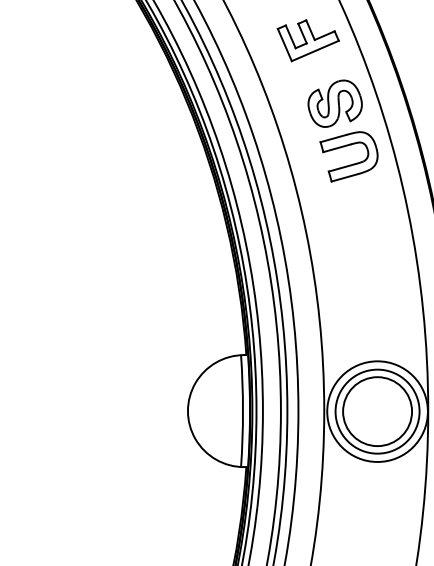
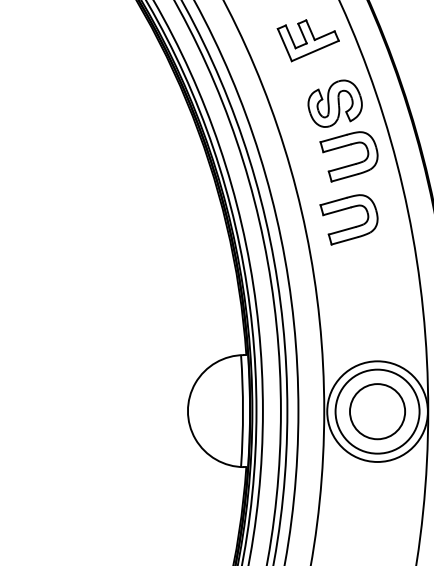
part: none -> present (349, 227)
circle diameter: 69 px -> 55 px (377, 411)
